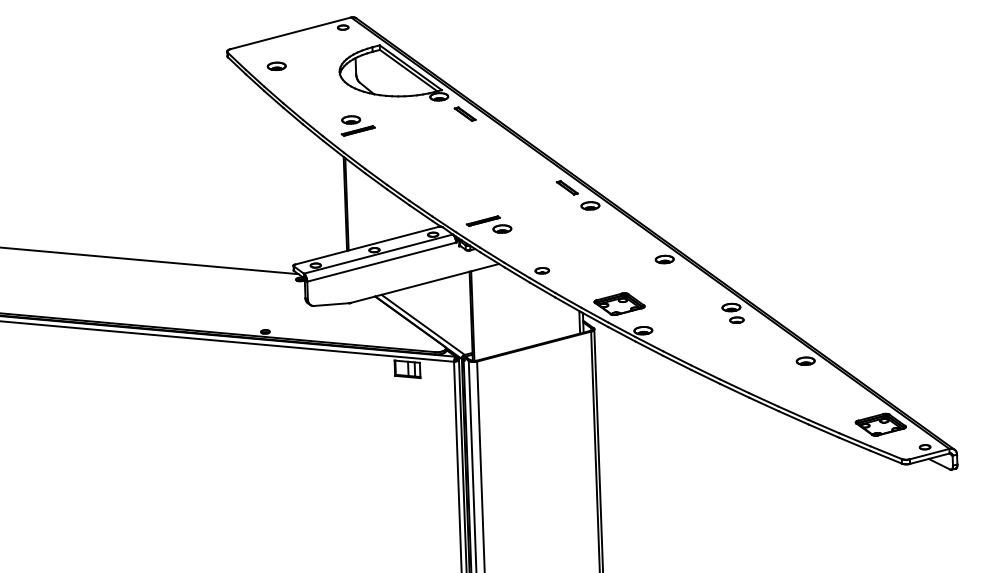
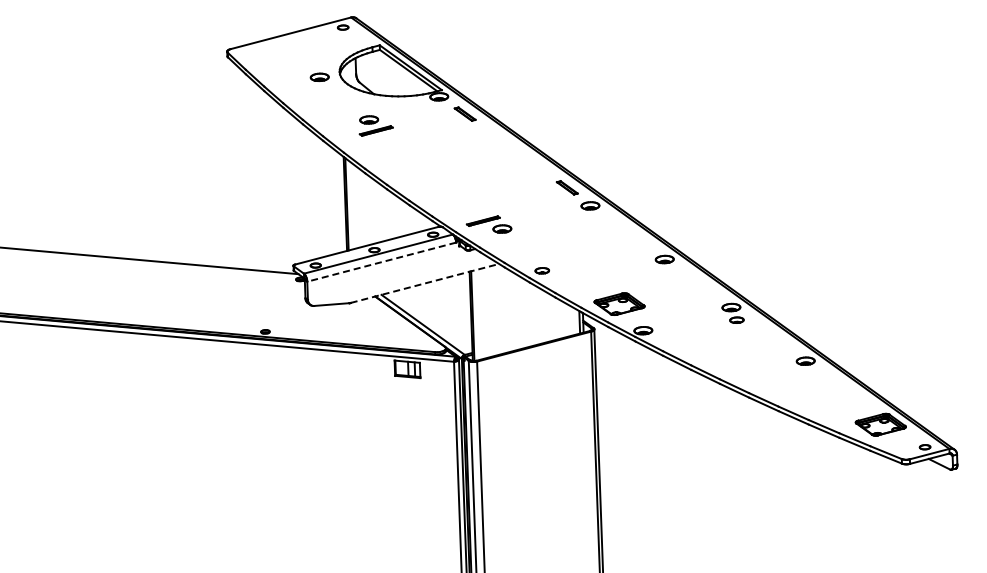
part position: (276, 65) -> (319, 76) (319, 76)
part position: (357, 125) -> (375, 125) (375, 125)
line: solid -> dashed (381, 262)
line: solid -> dashed (424, 283)
